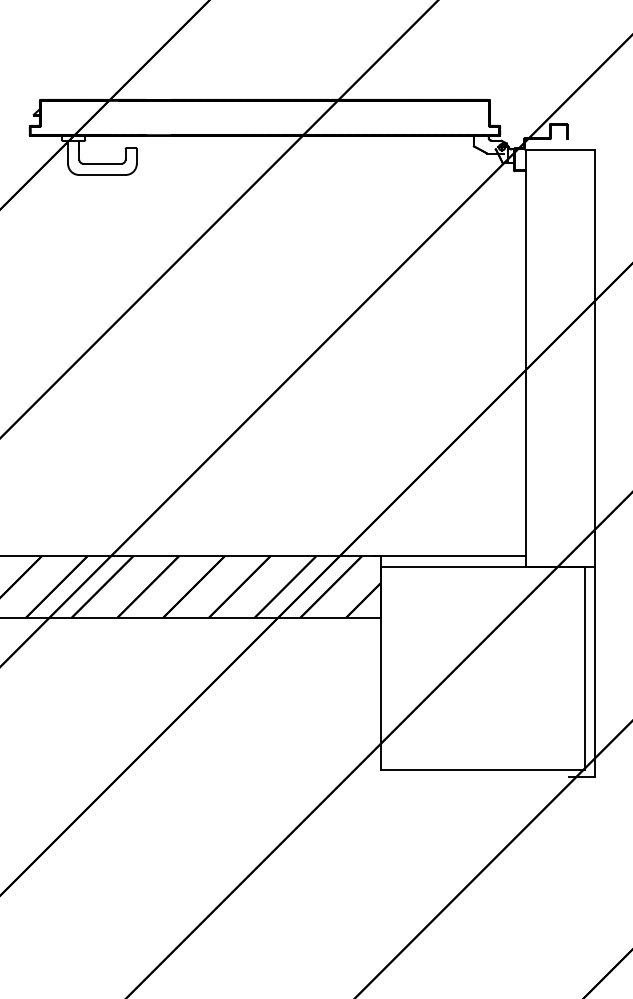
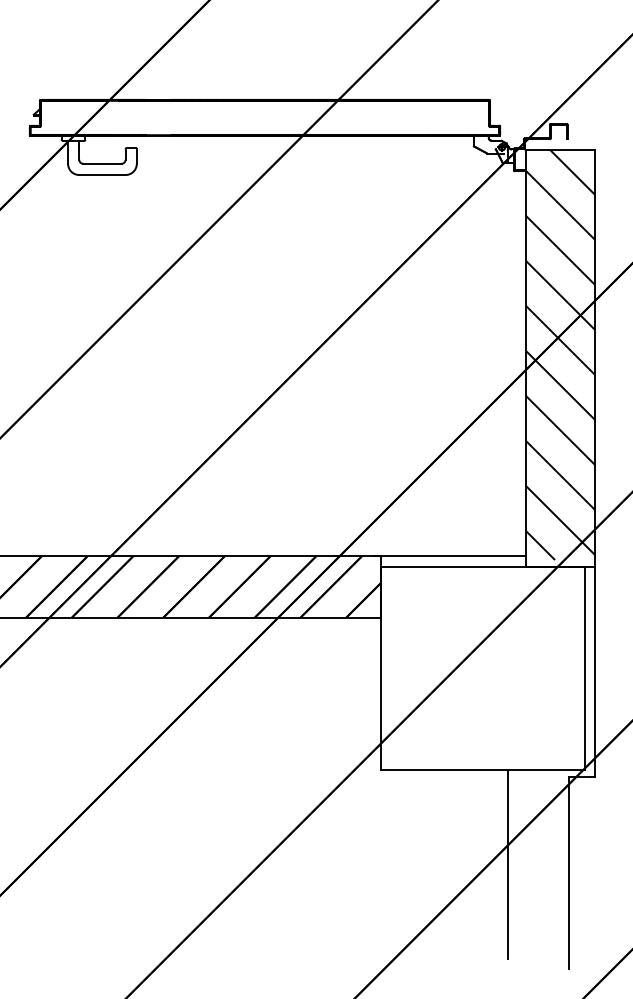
hatch: none -> present (560, 354)
line: none -> present (508, 864)
line: none -> present (569, 873)
